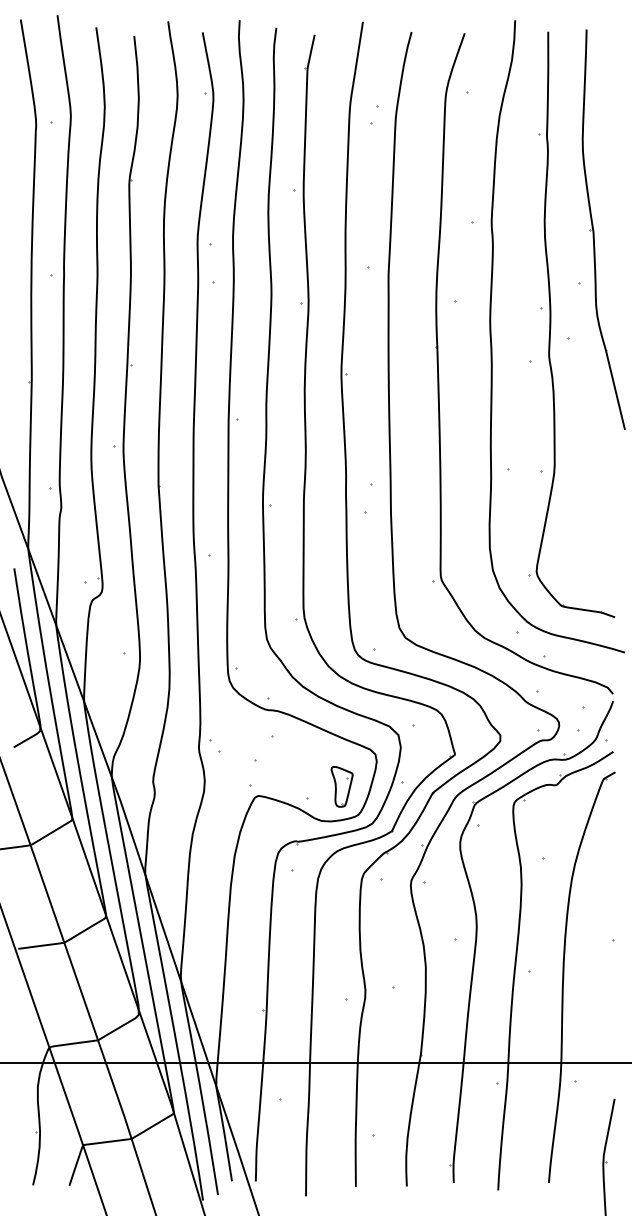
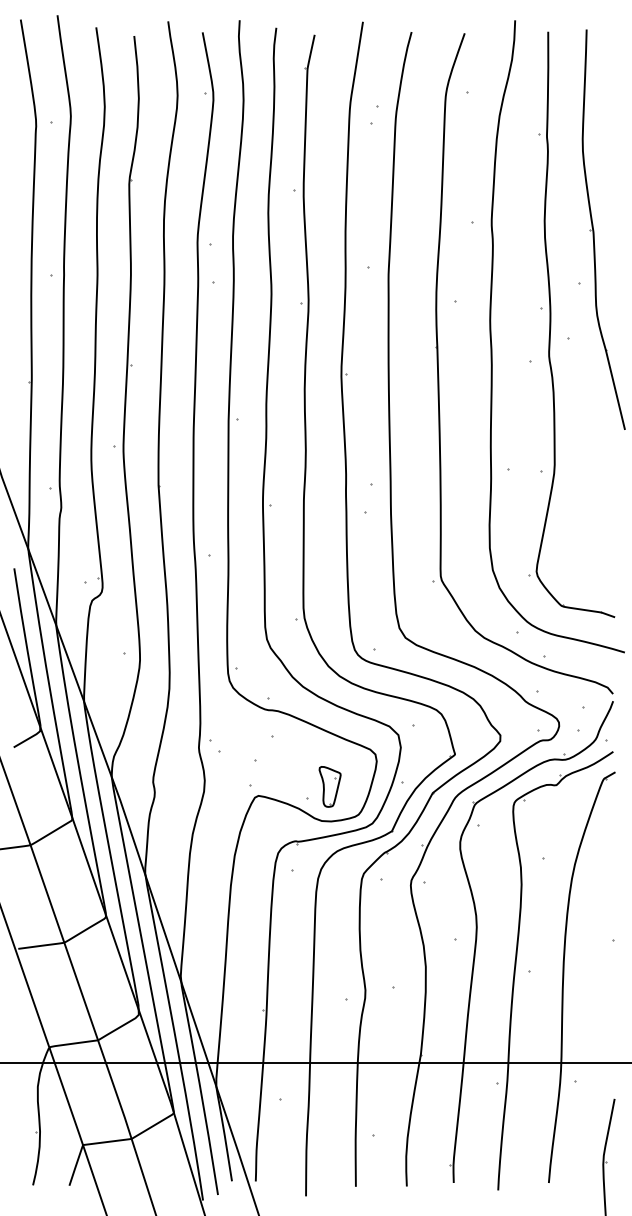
part position: (341, 786) -> (329, 786) (329, 786)
